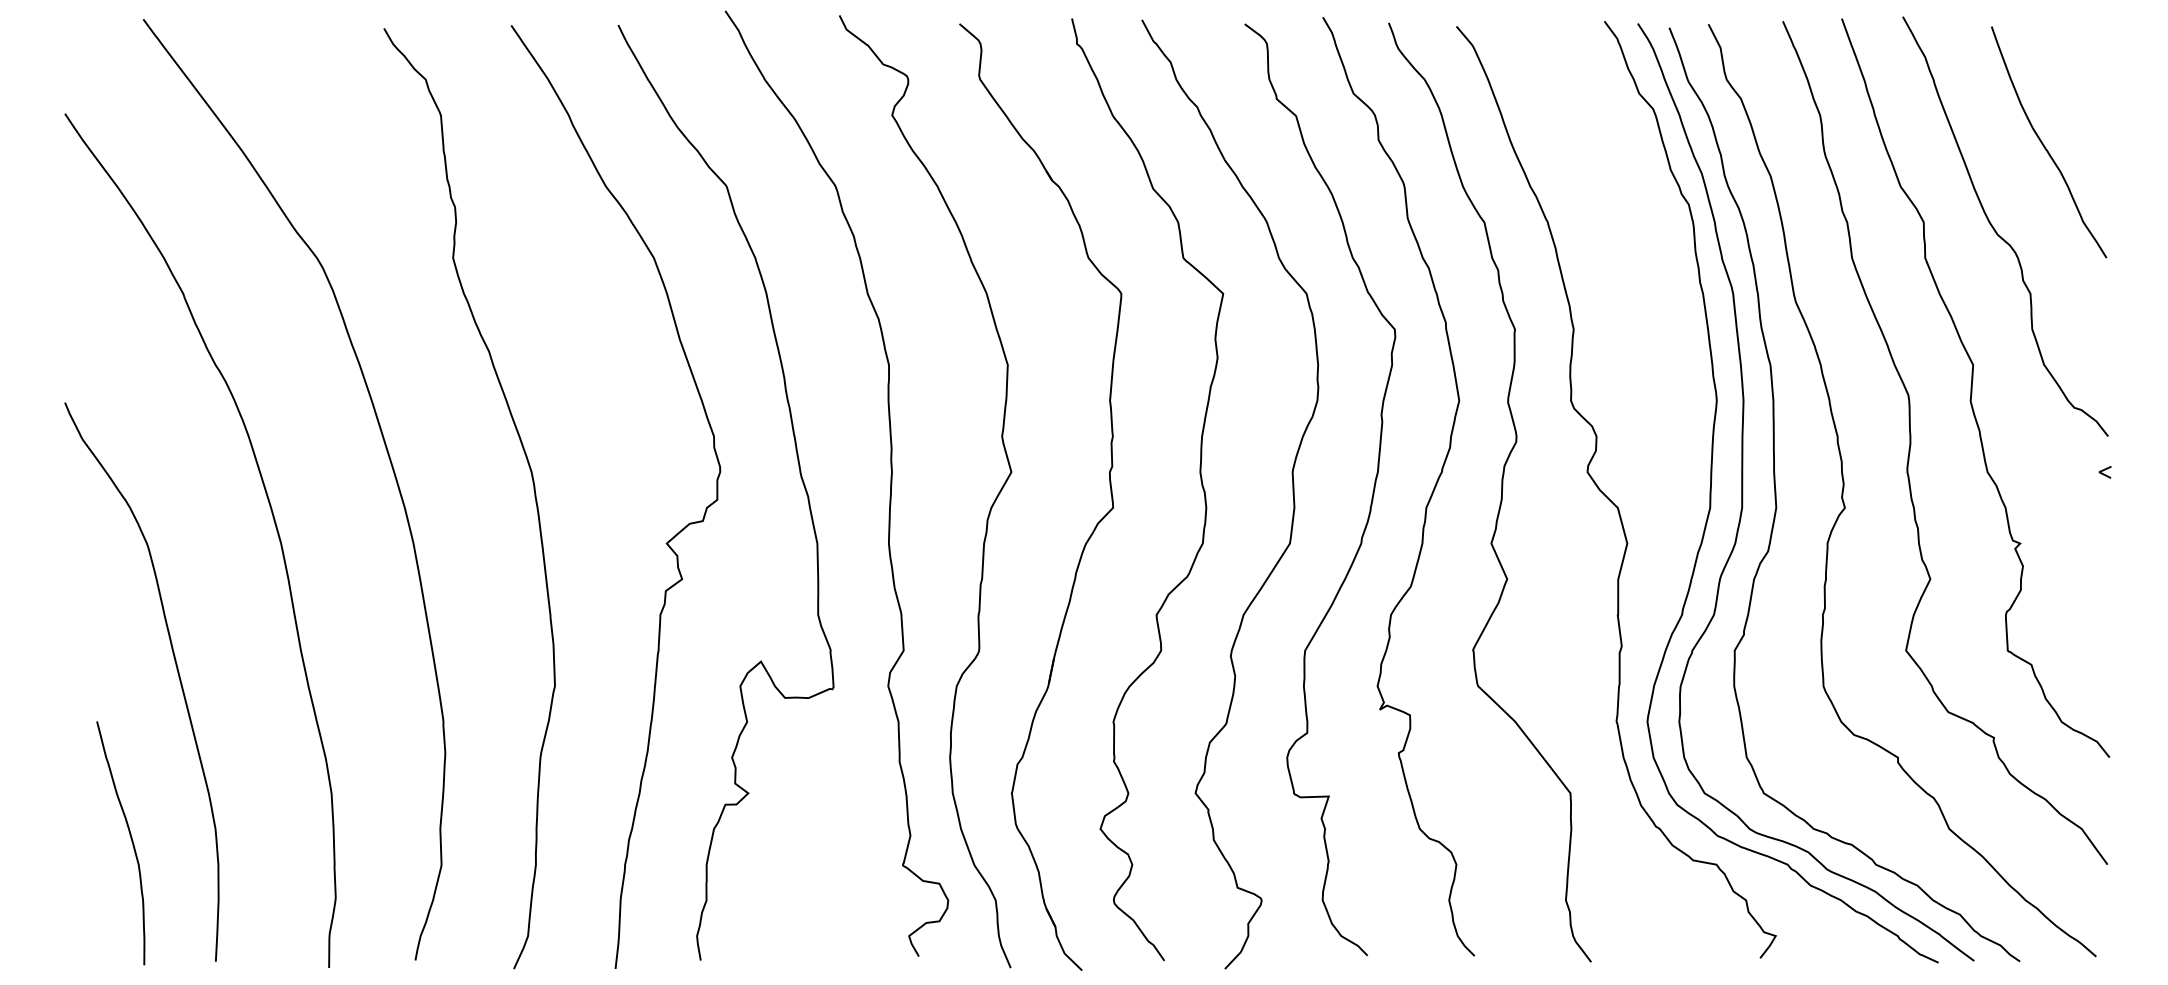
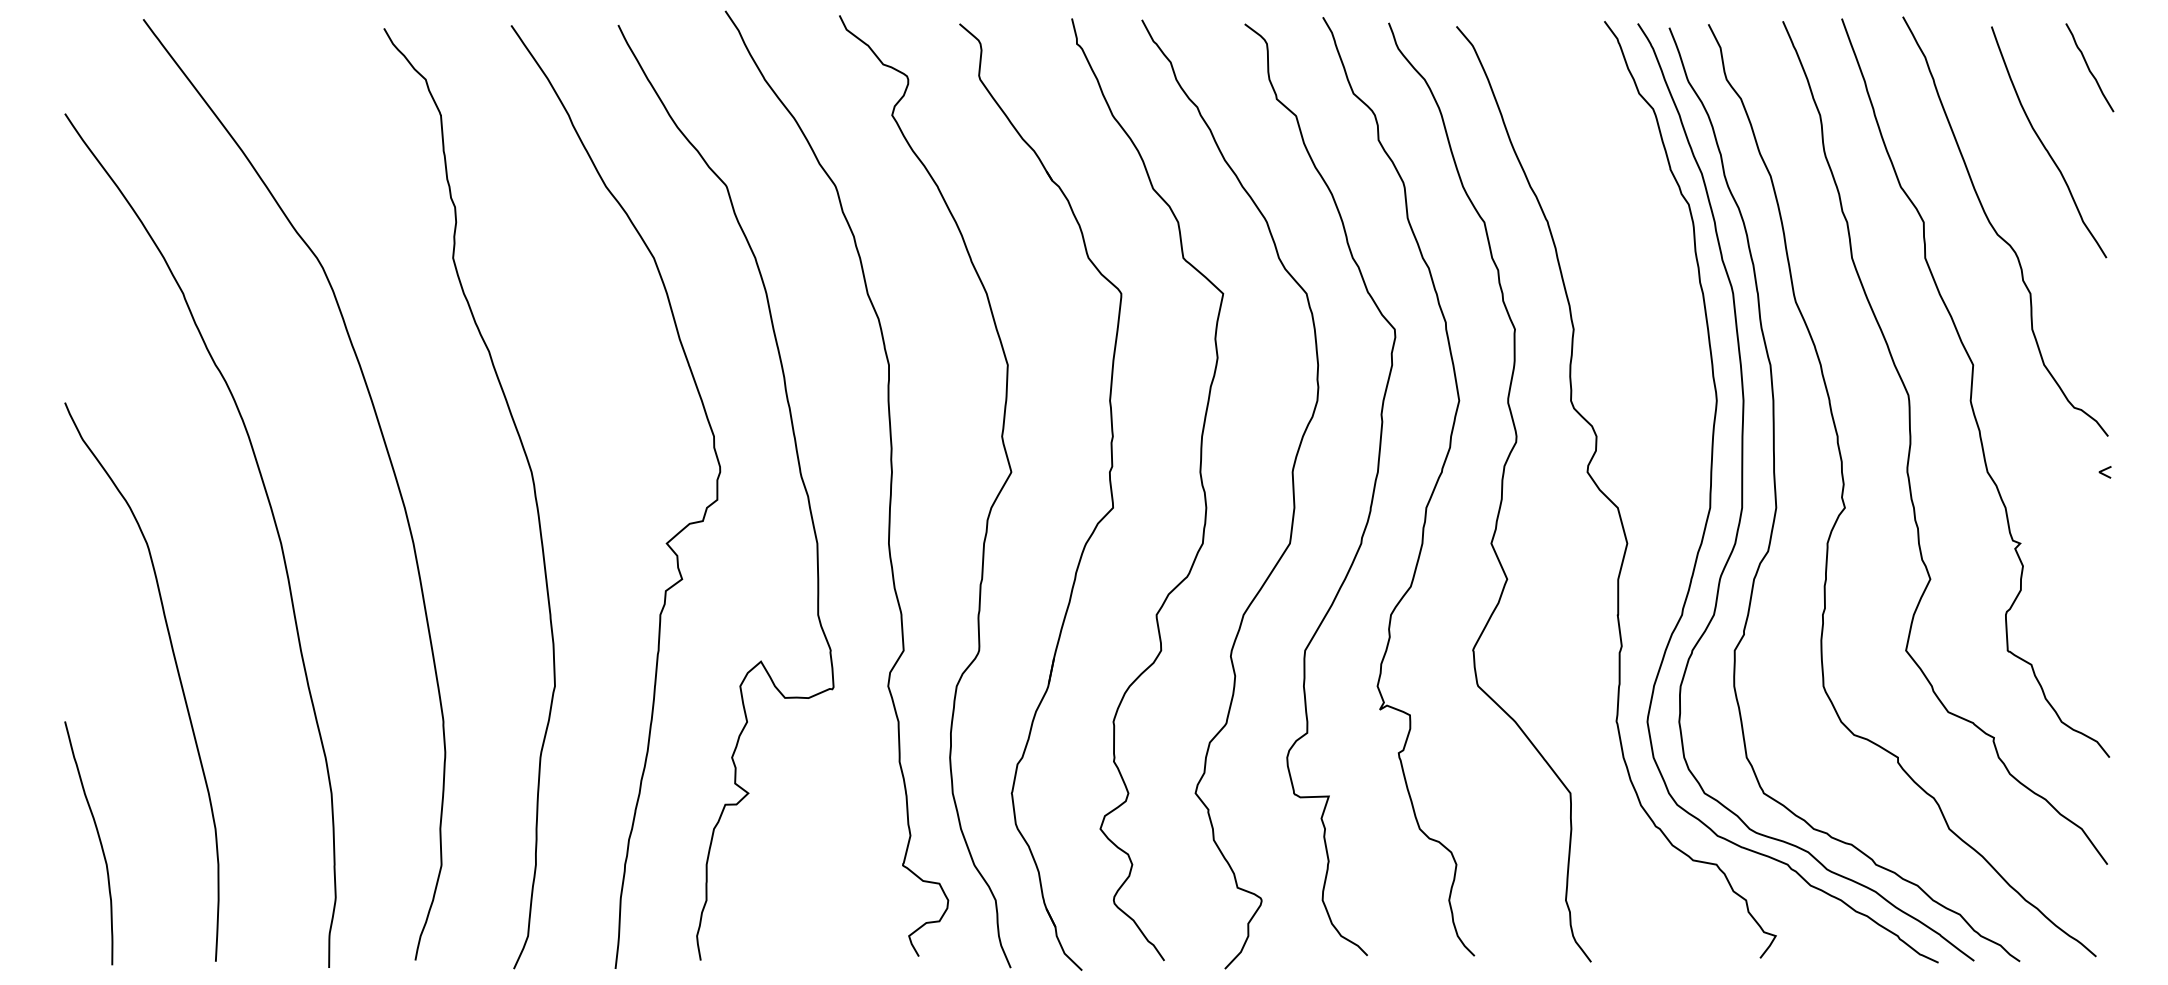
curve: none -> present (2089, 67)
curve position: (131, 842) -> (99, 842) (99, 842)
